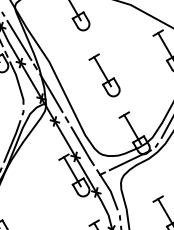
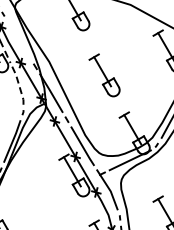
line: present -> none (19, 40)
line: solid -> dashed (18, 82)
